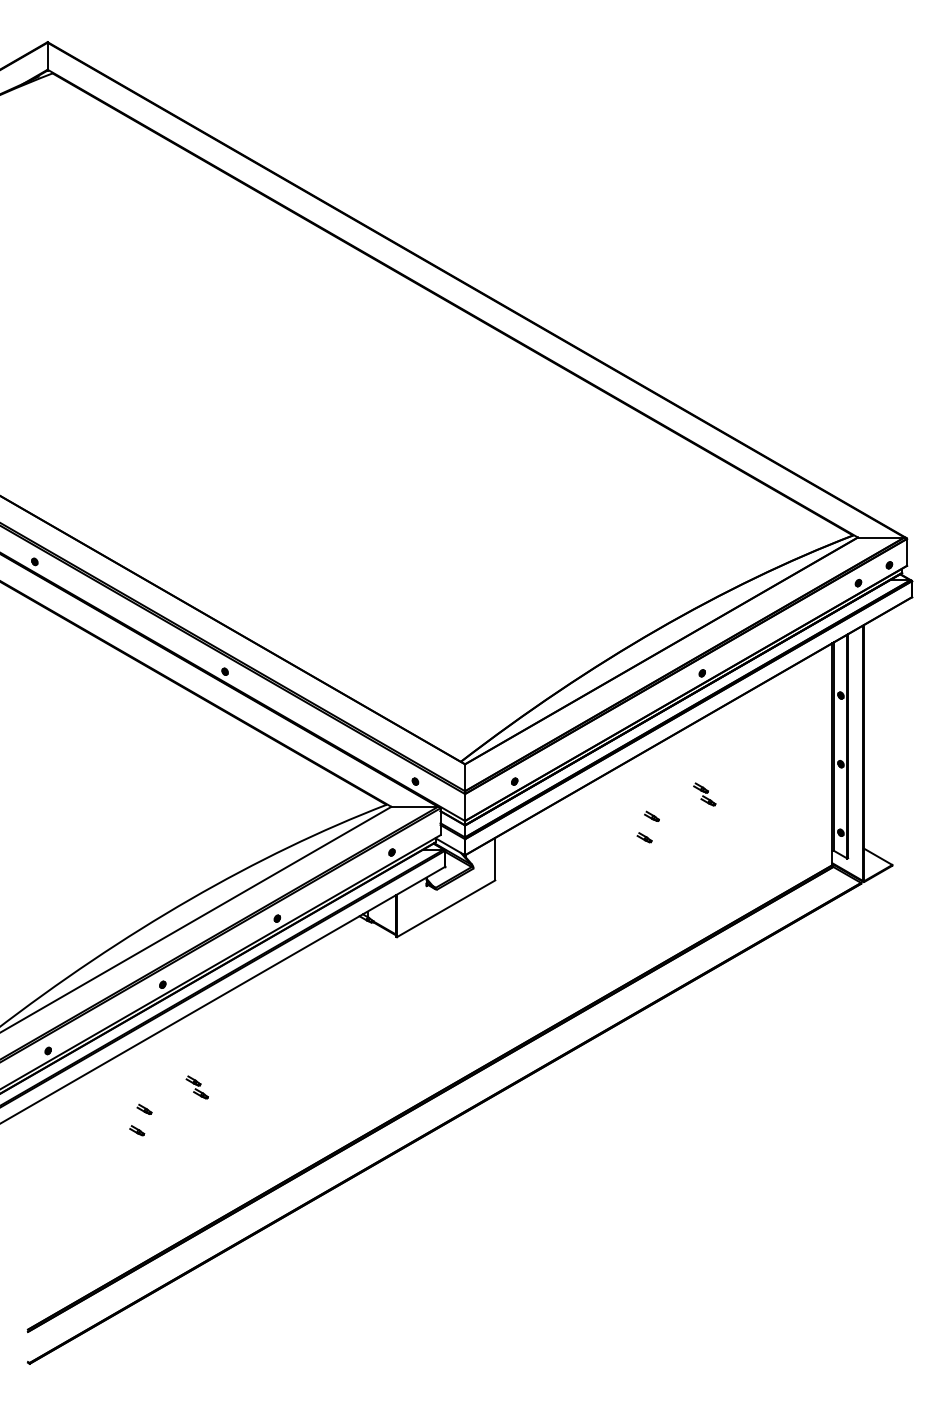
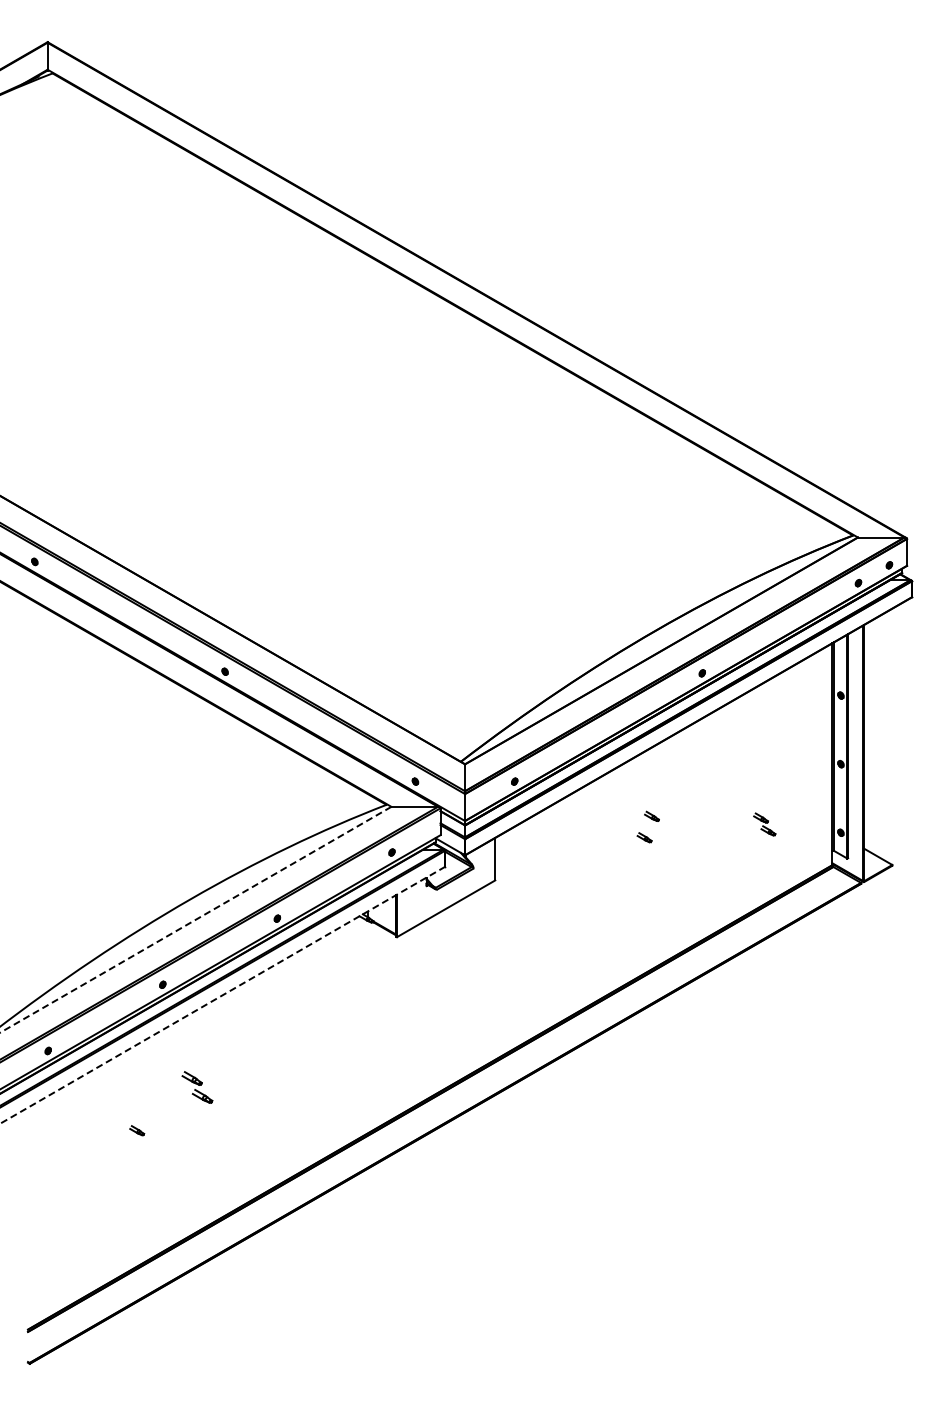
part position: (704, 794) -> (764, 824) (764, 824)
line: solid -> dashed (195, 919)
line: solid -> dashed (222, 995)
part size: 24x25 px -> 33x33 px (197, 1087)
part: present -> none (144, 1108)
